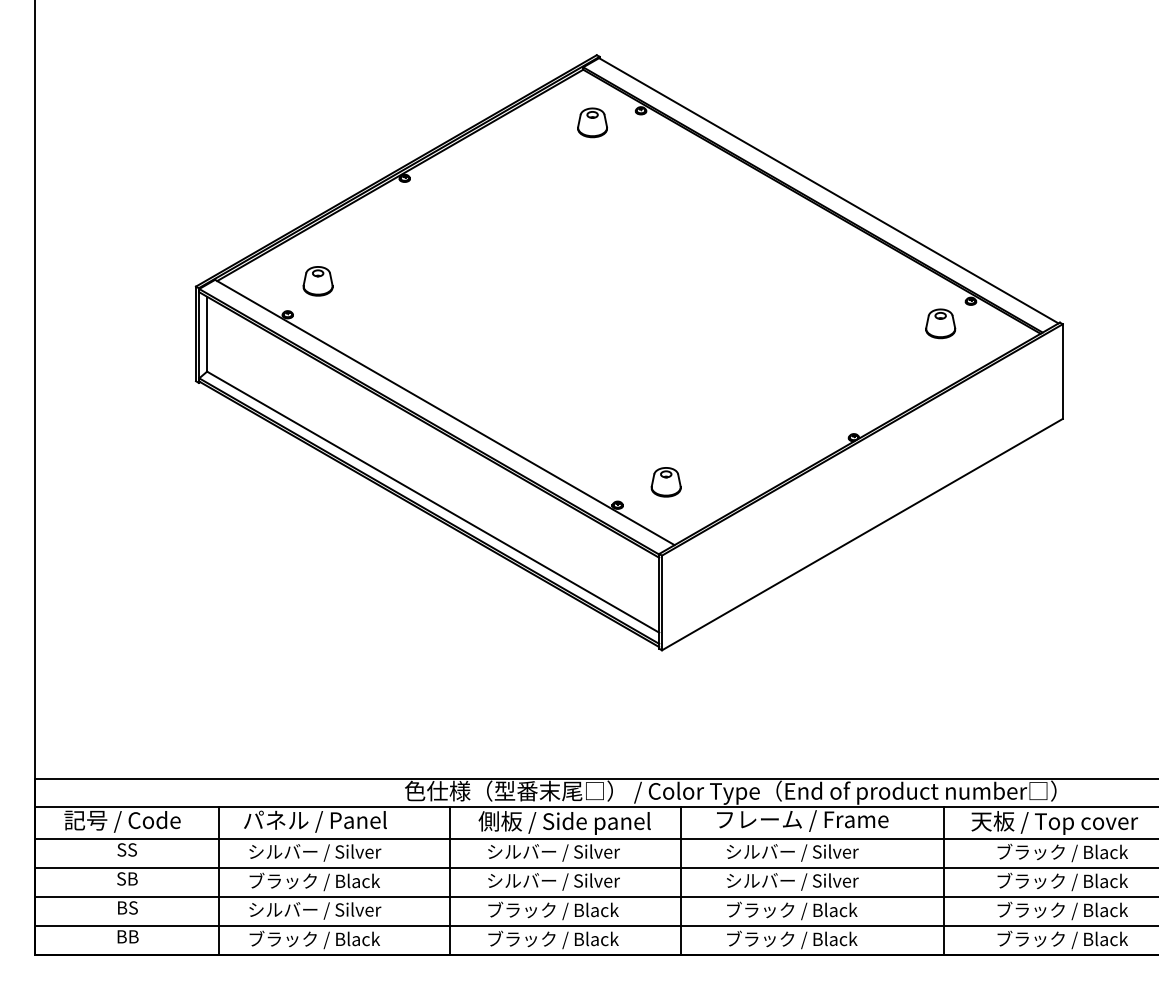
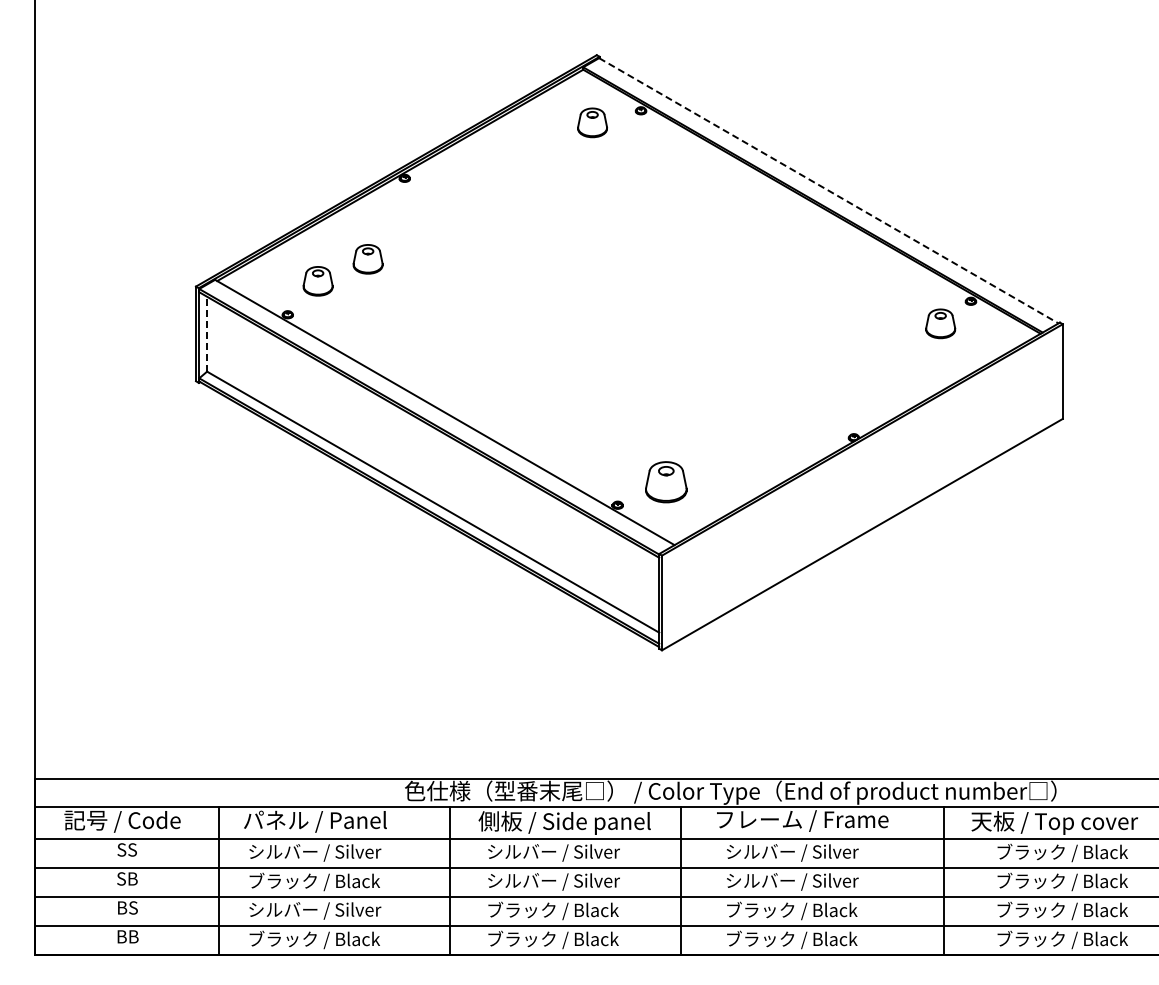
line: solid -> dashed (829, 191)
part: none -> present (367, 259)
line: solid -> dashed (207, 333)
part size: 32x31 px -> 43x43 px (666, 482)
